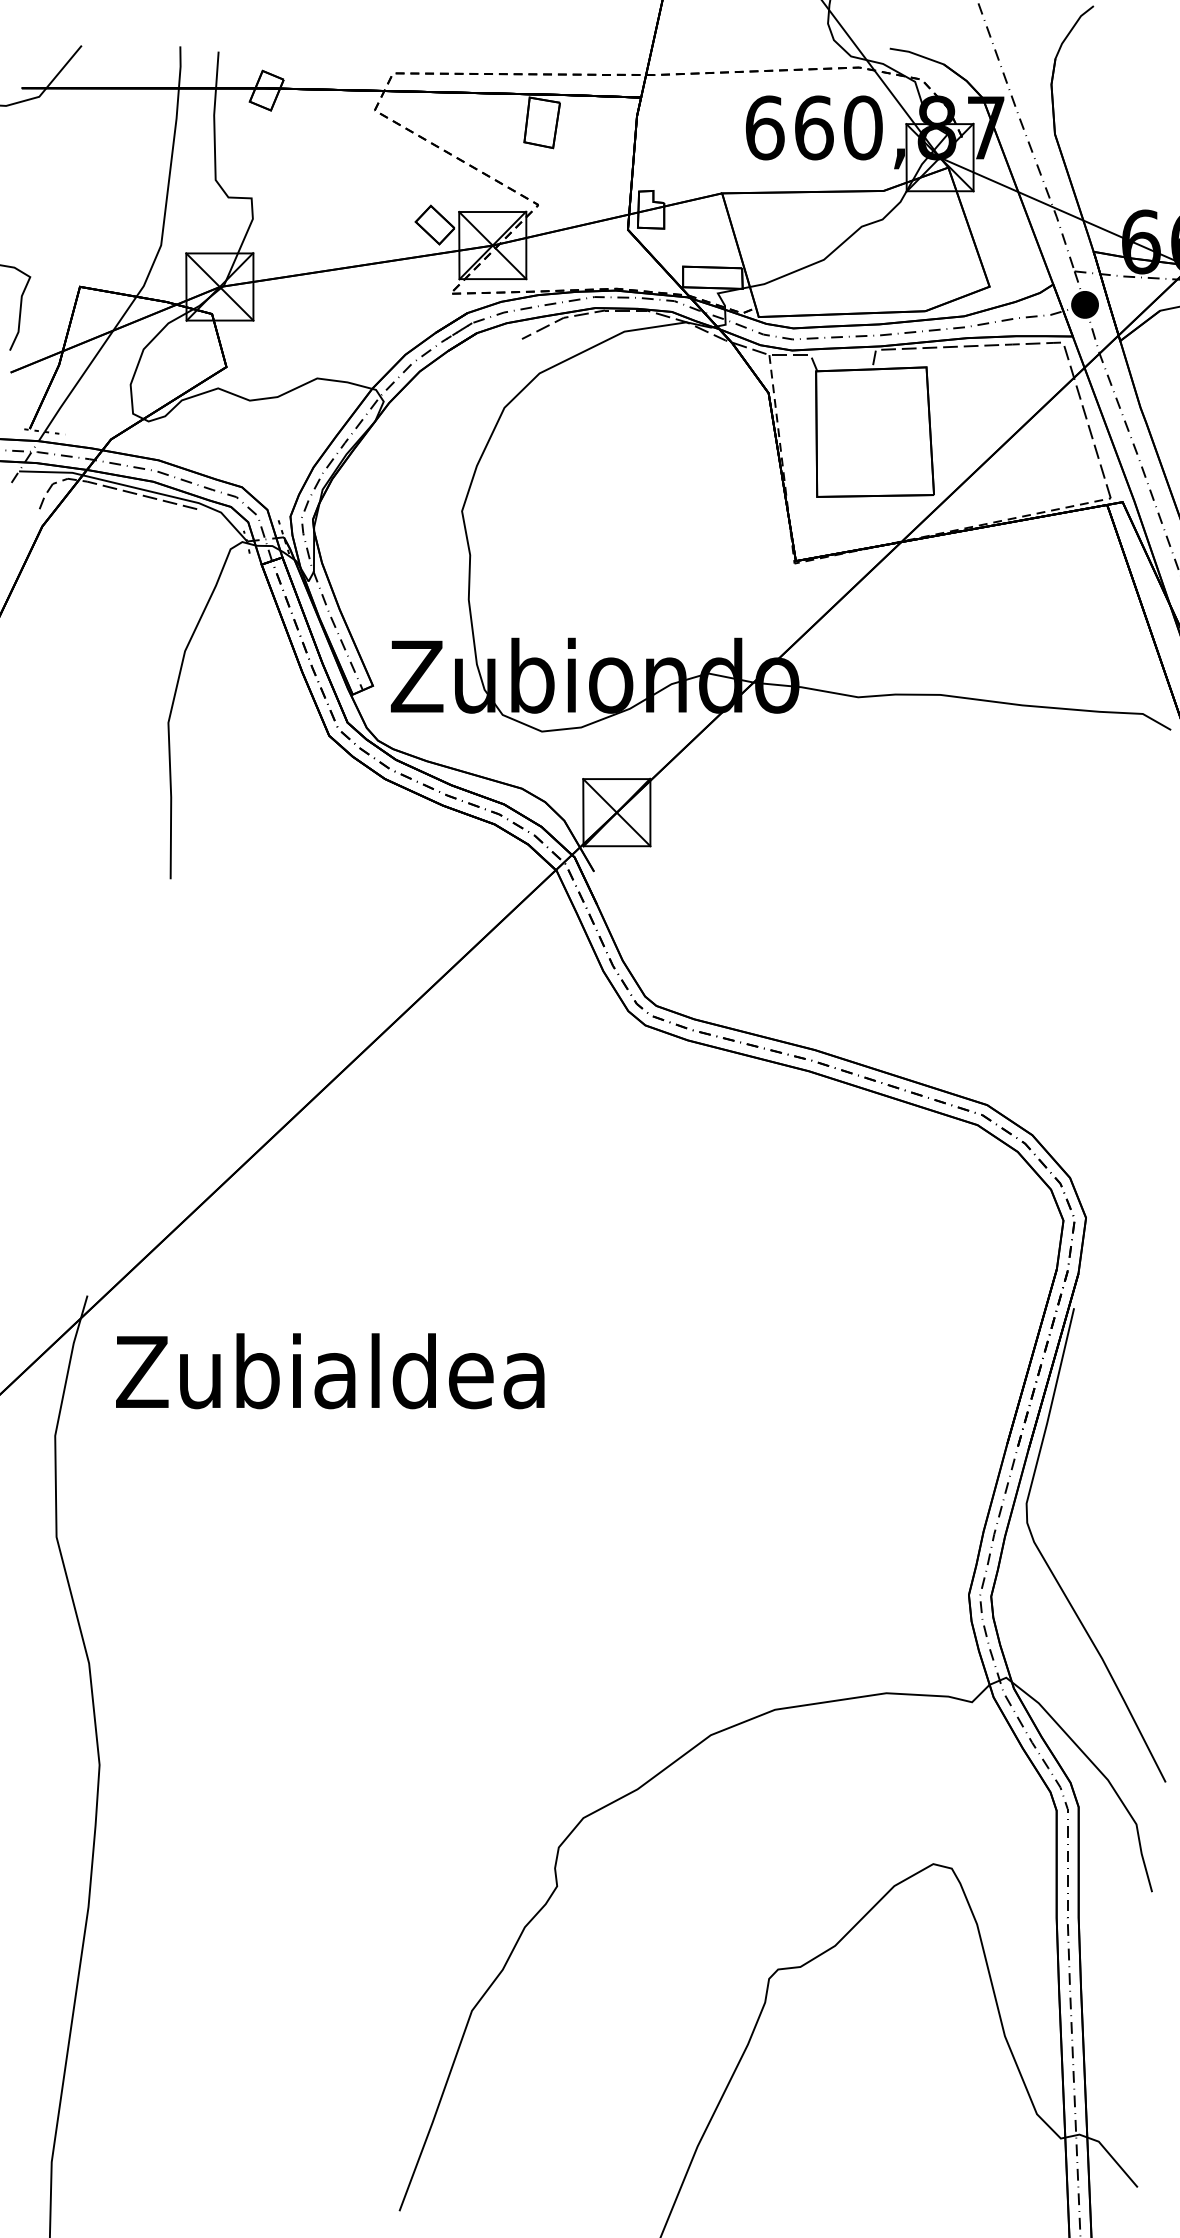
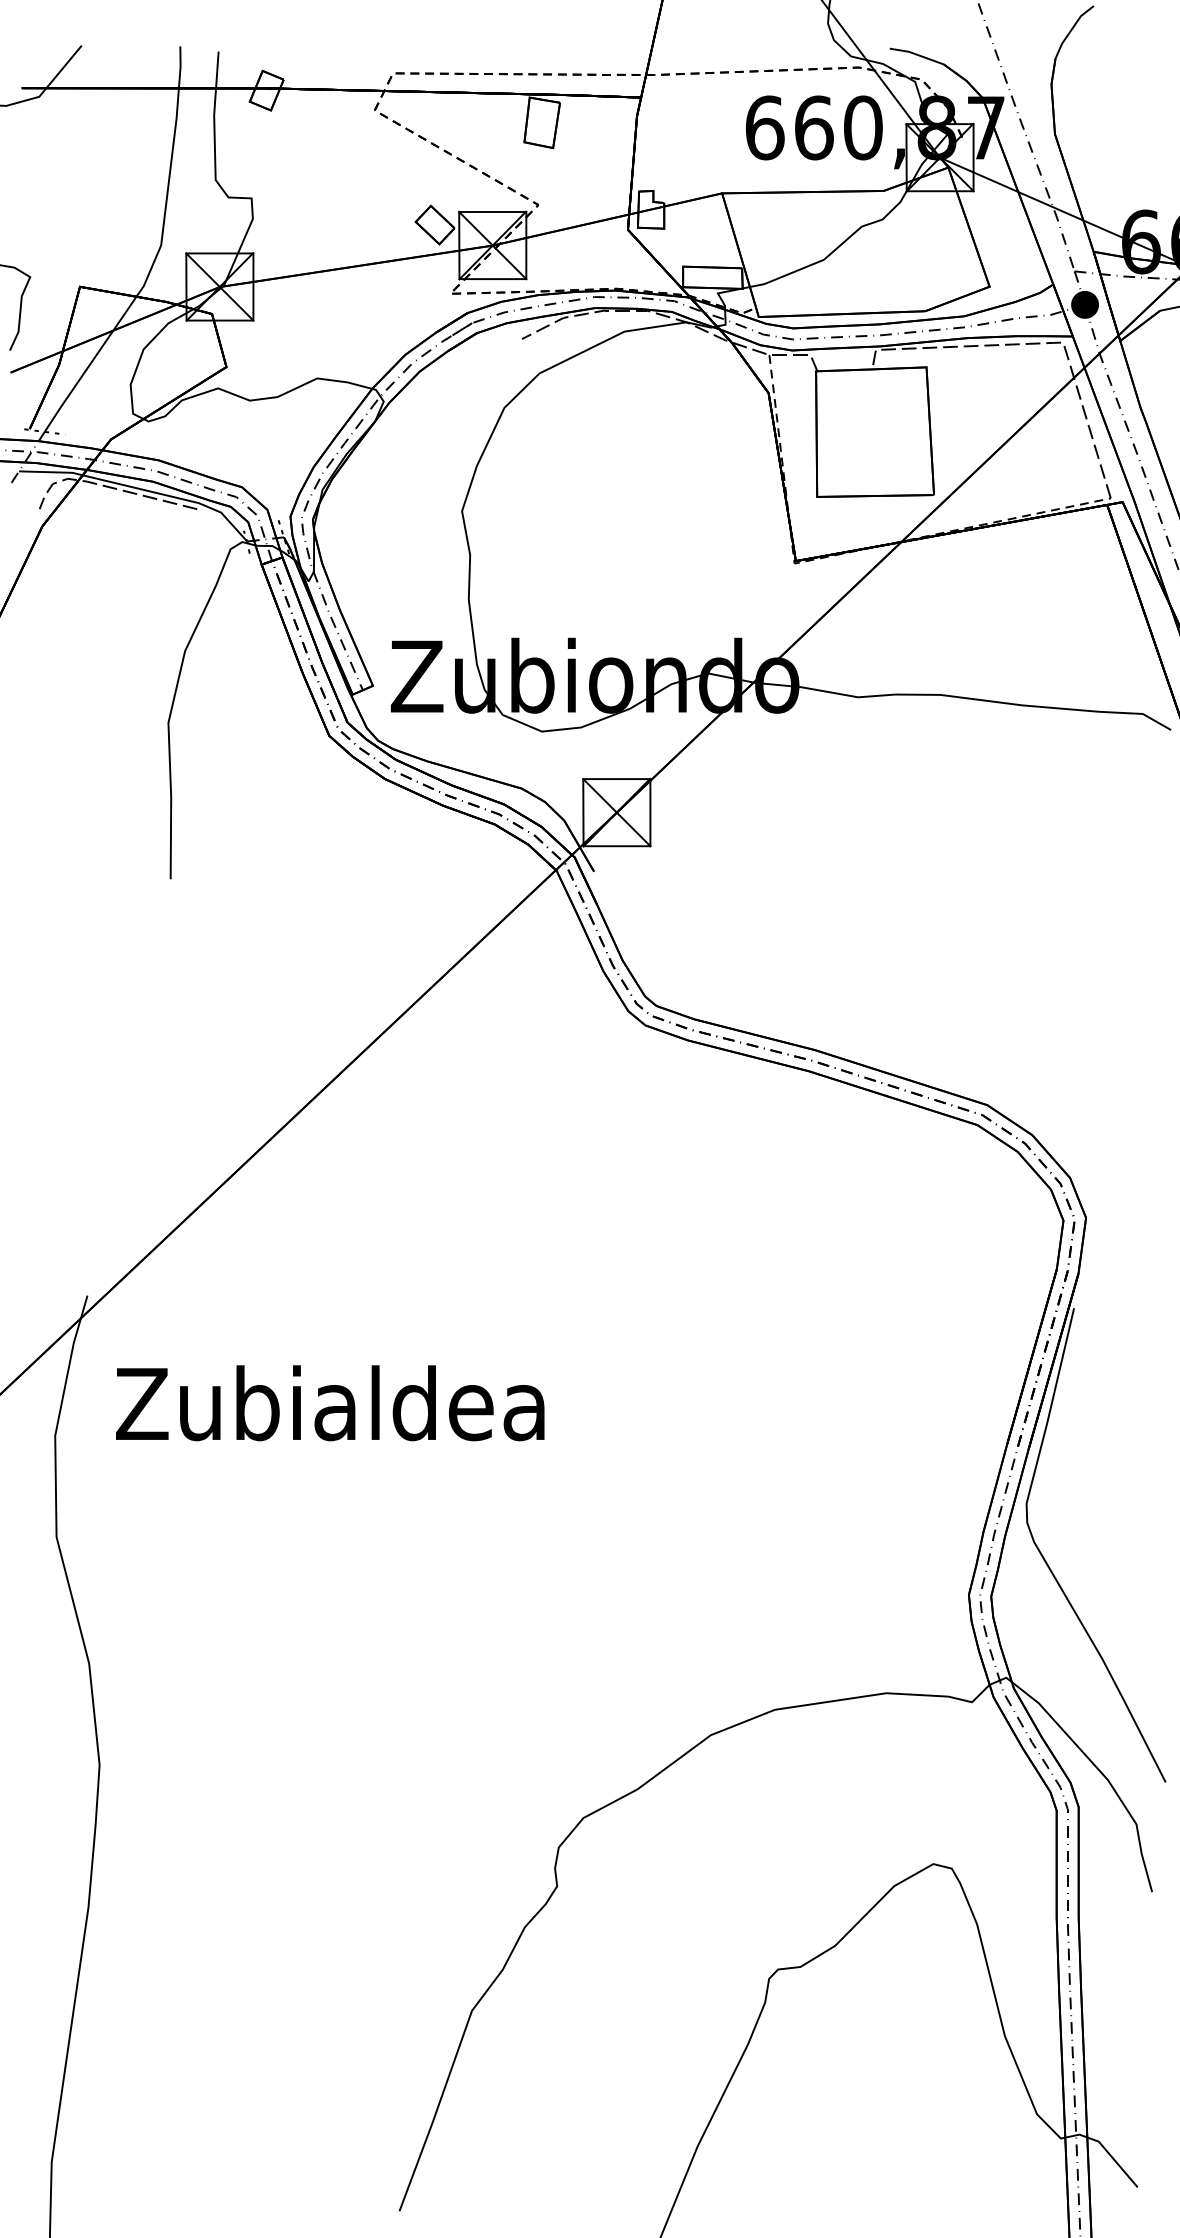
text position: (330, 1371) -> (330, 1403) (330, 1403)
